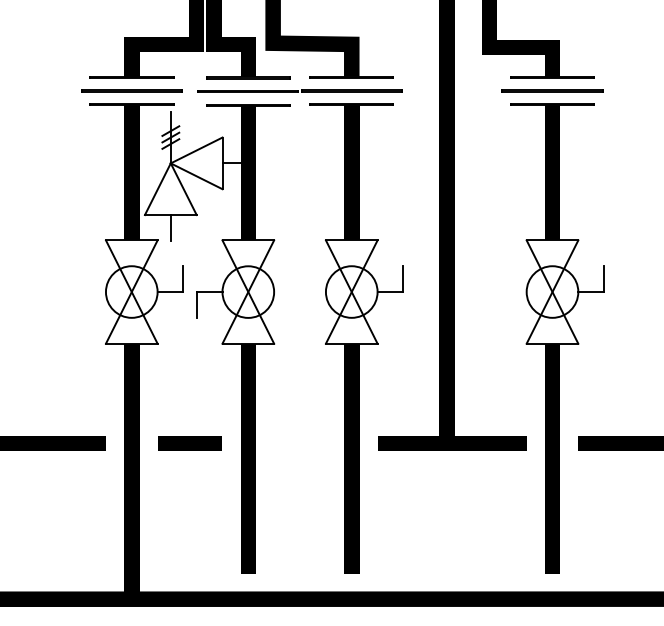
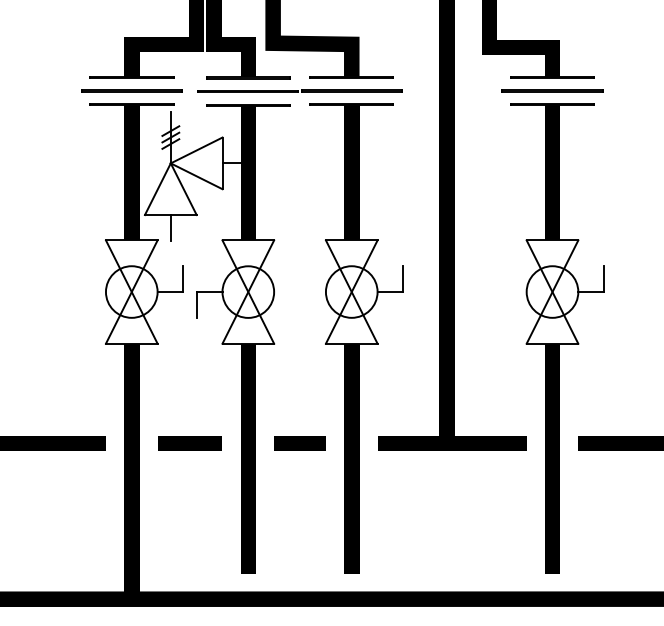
line: none -> present (299, 443)
